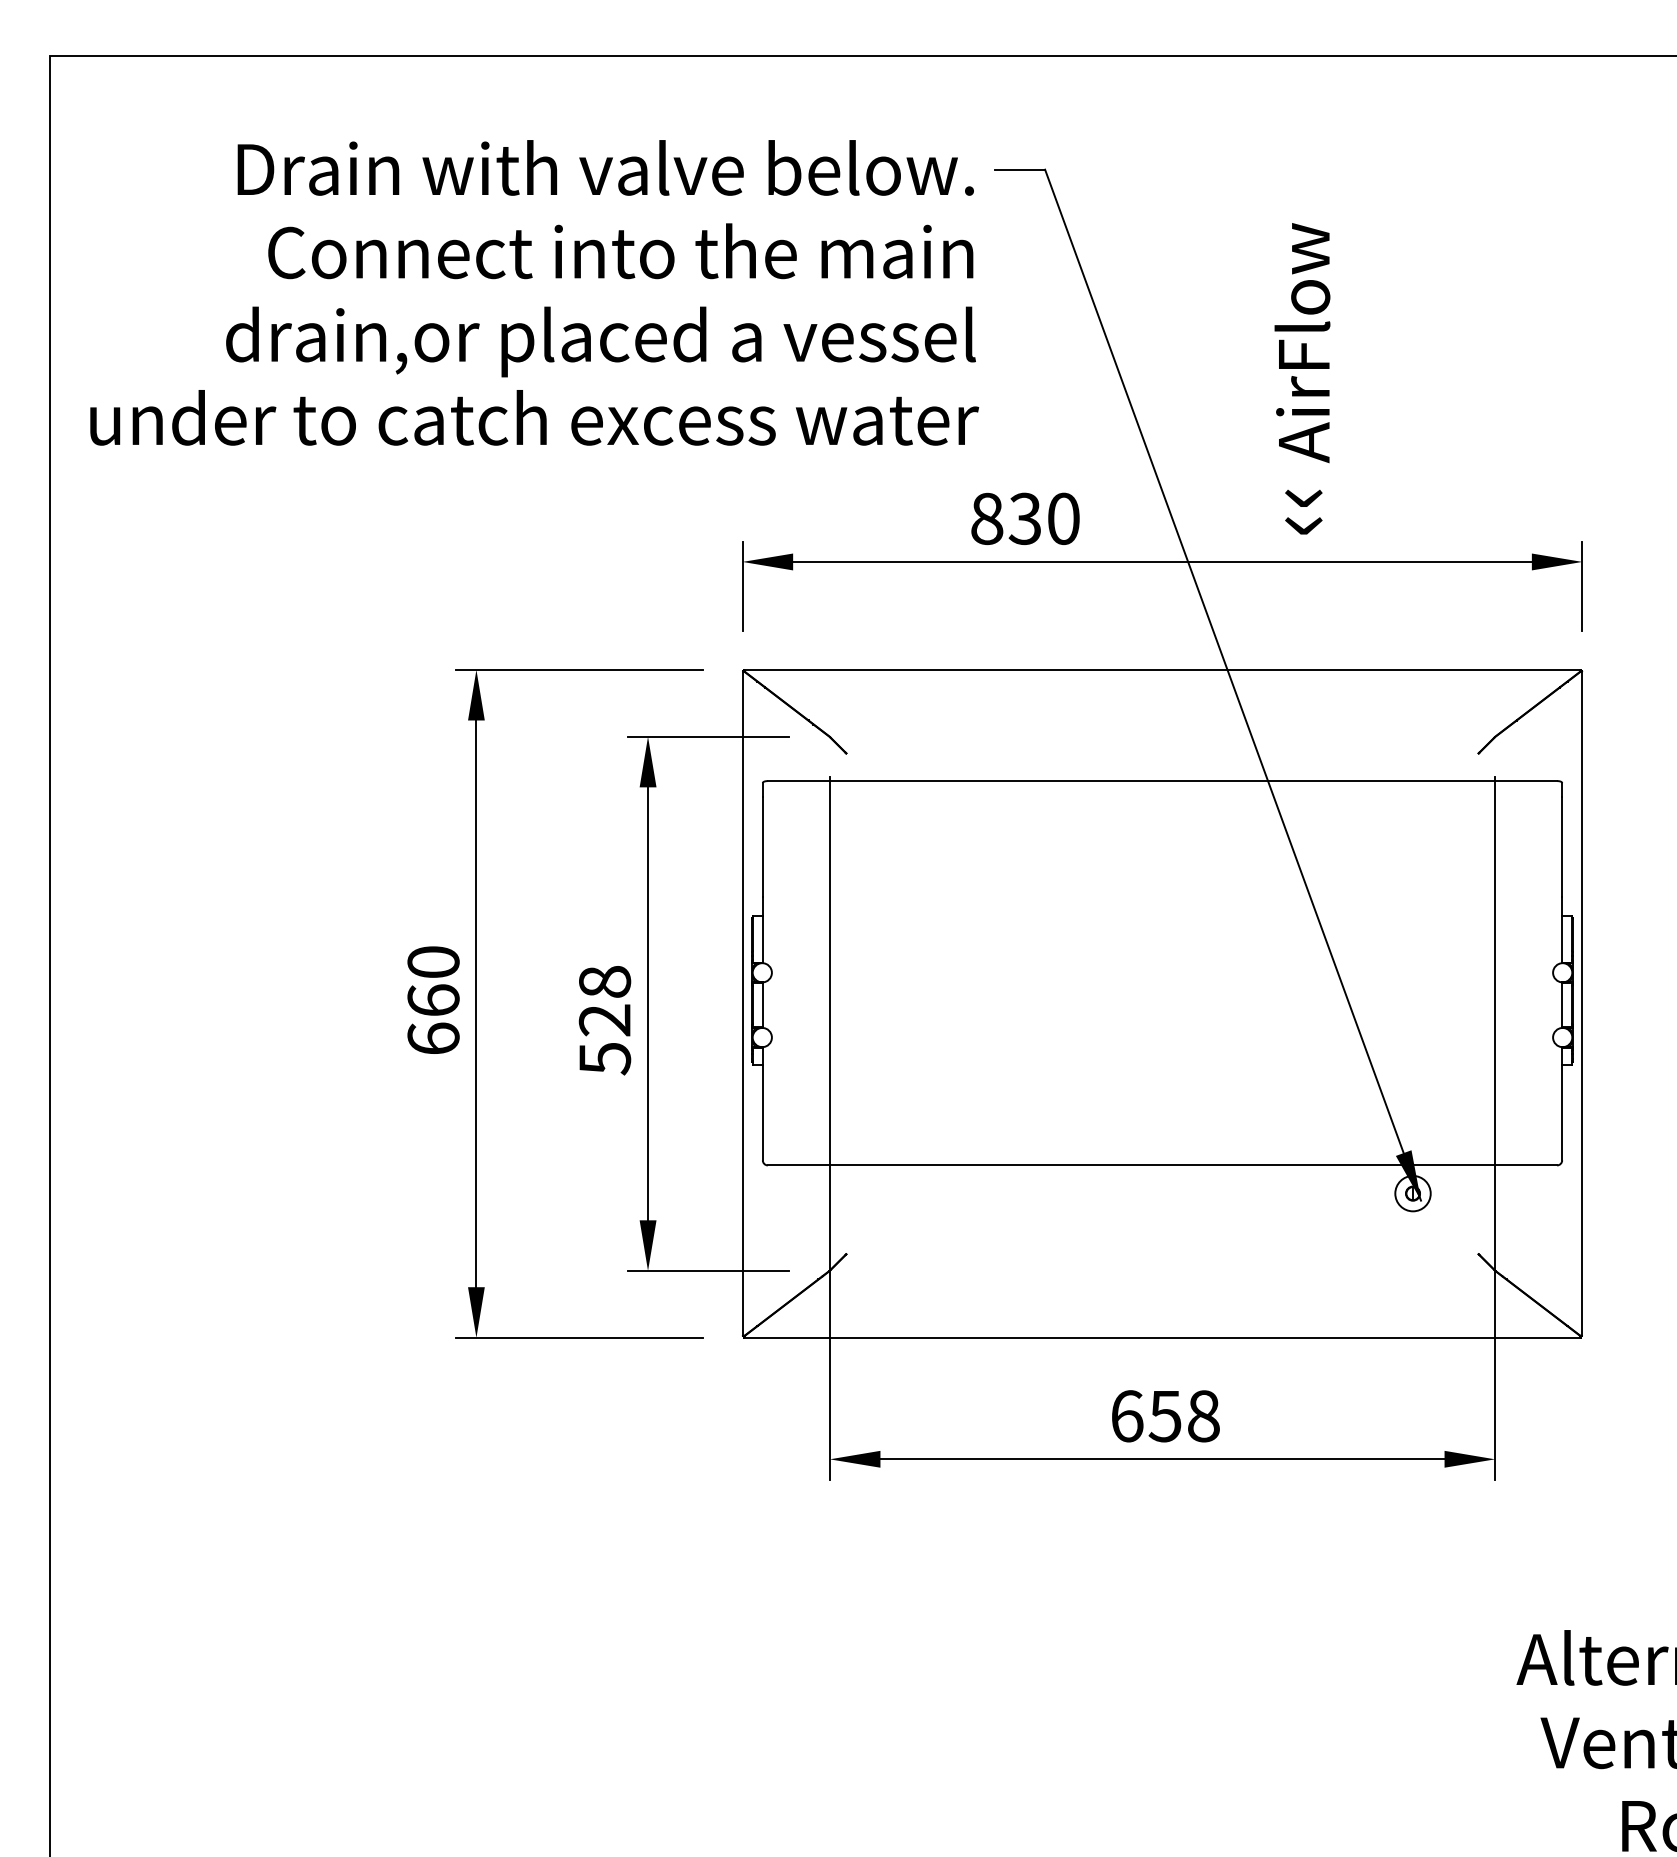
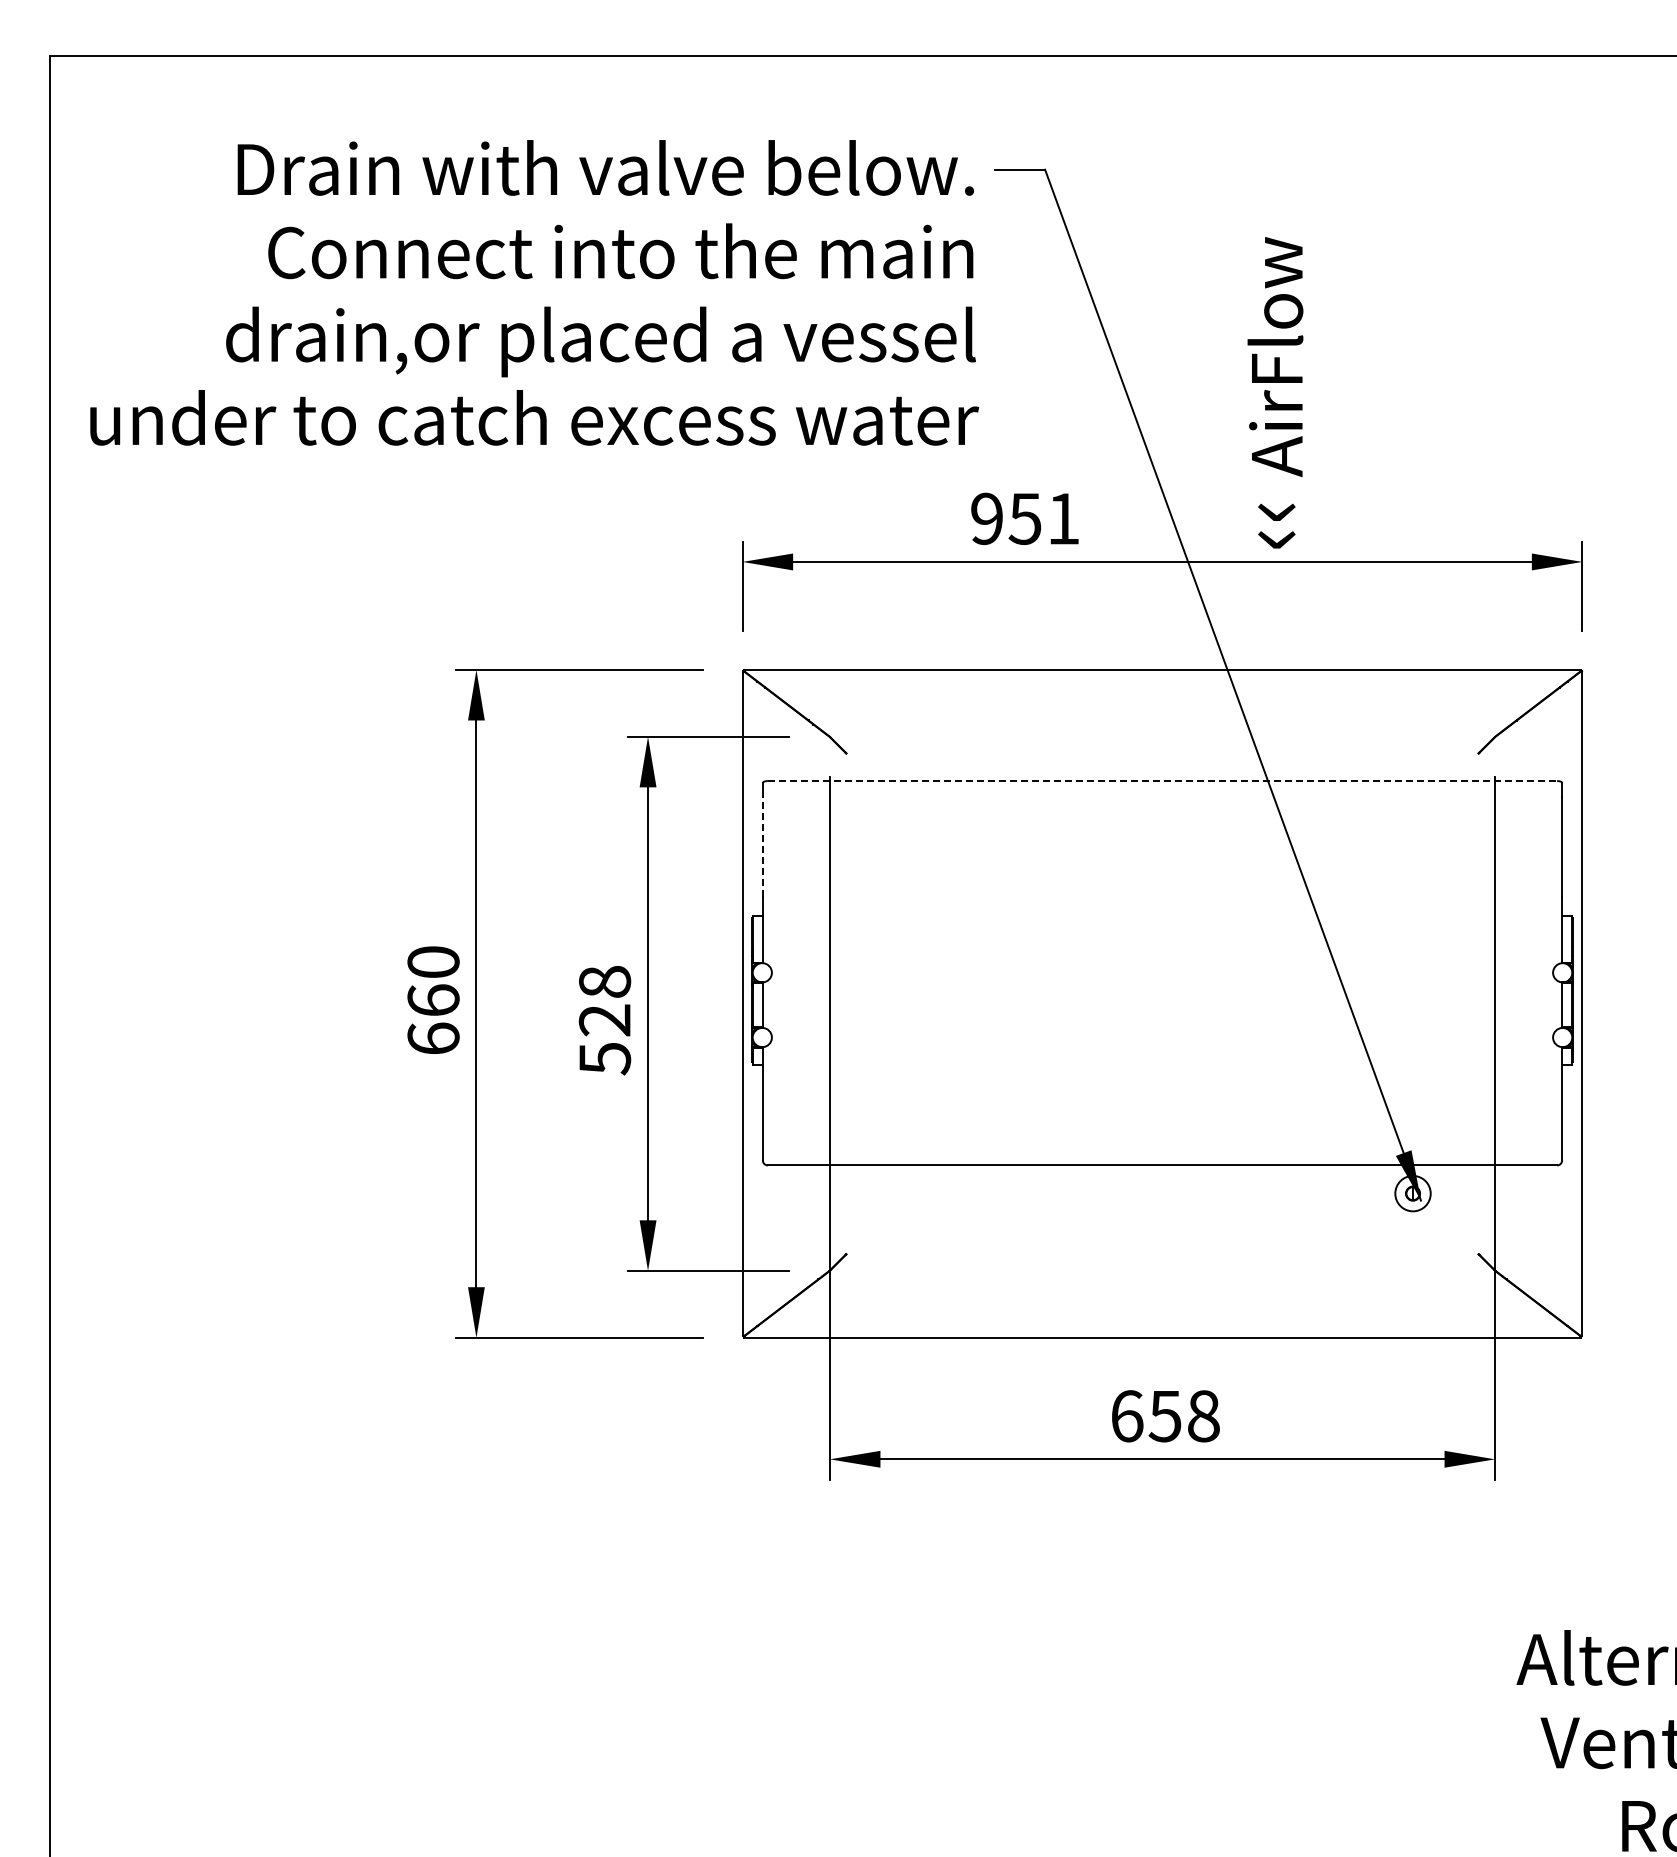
text position: (1302, 378) -> (1275, 392) (1275, 392)
text: 830 -> 951 (1025, 518)
line: solid -> dashed (1162, 781)
line: solid -> dashed (762, 846)
